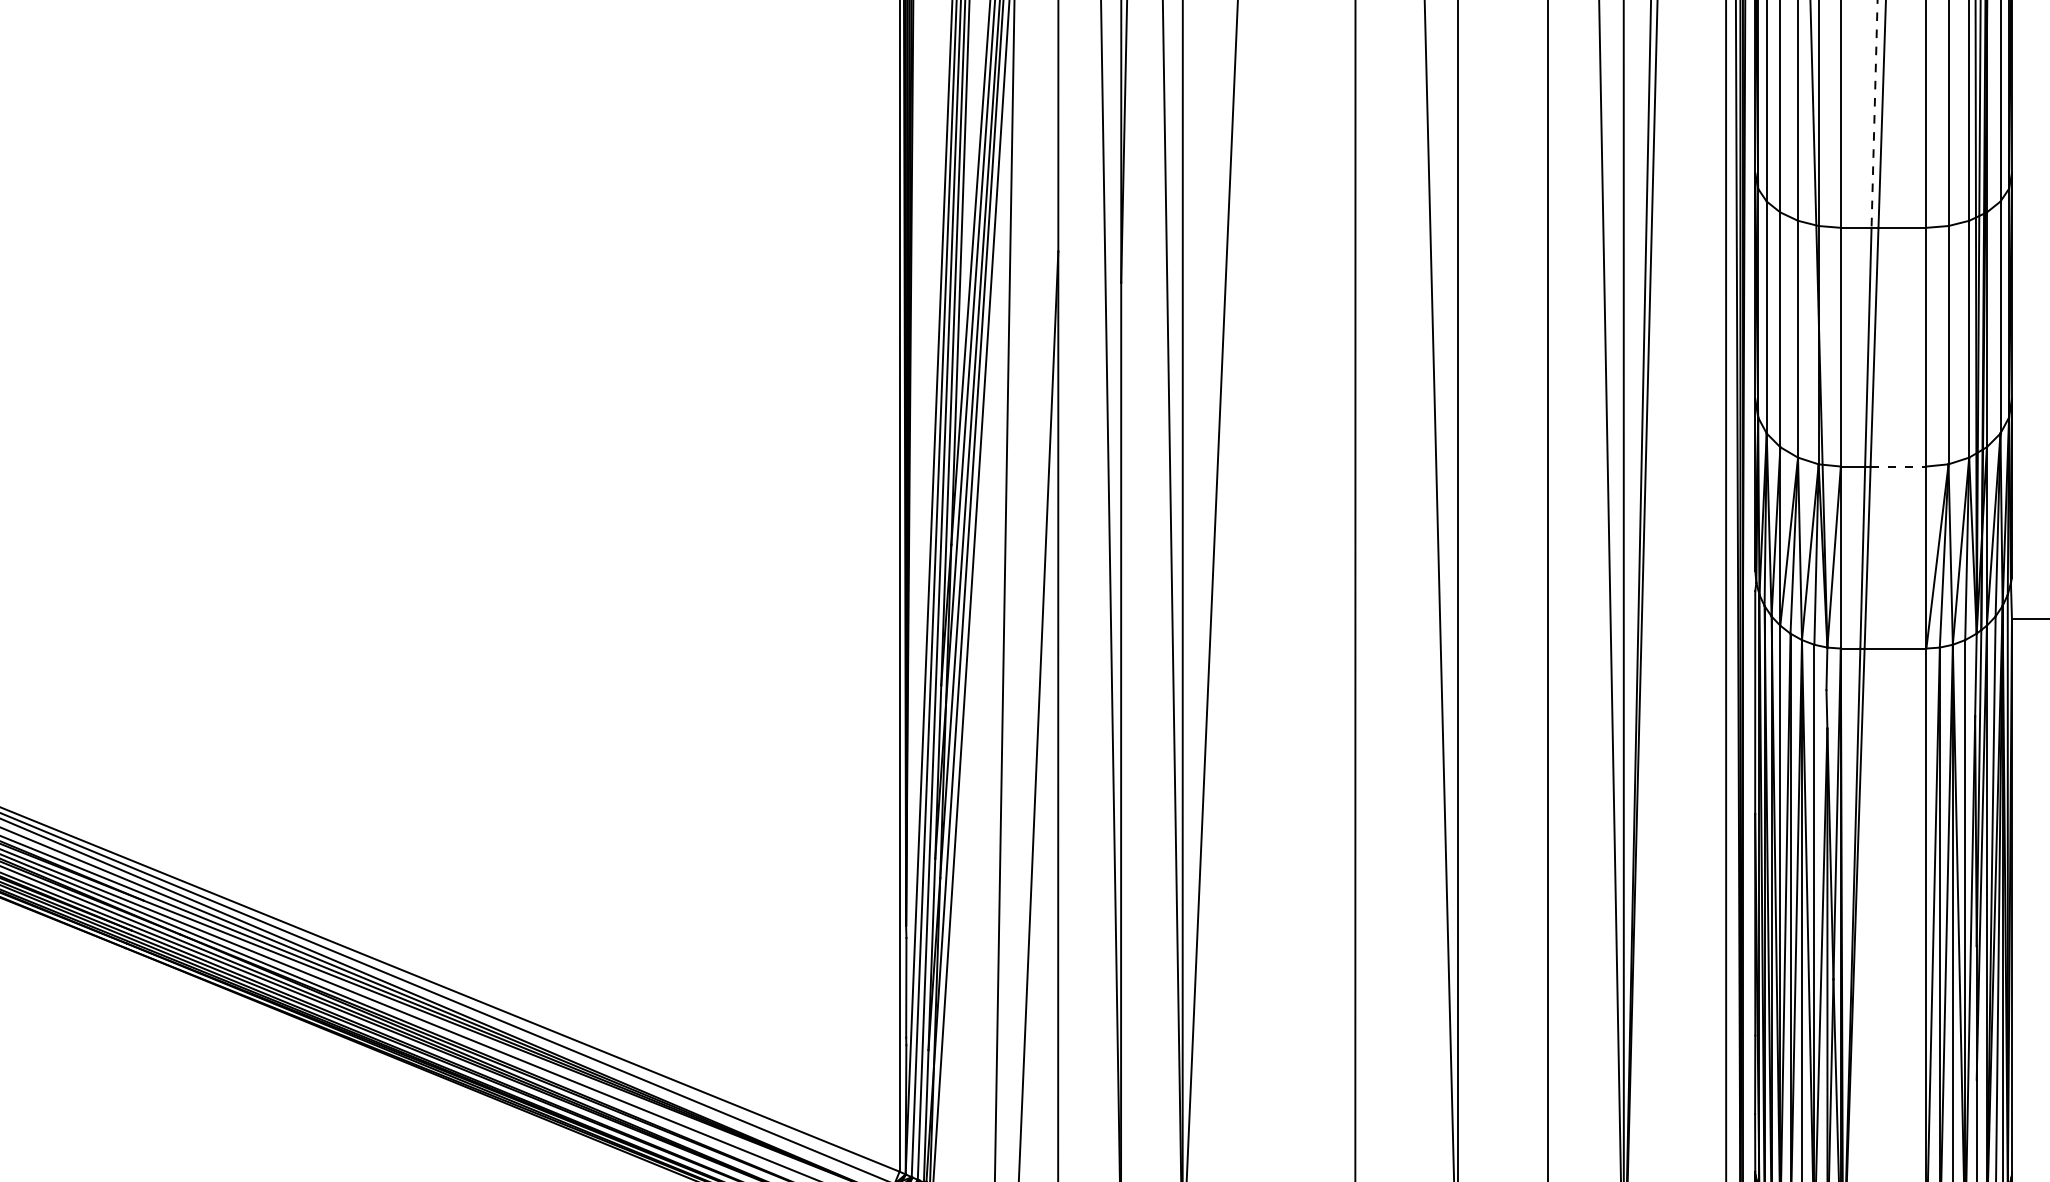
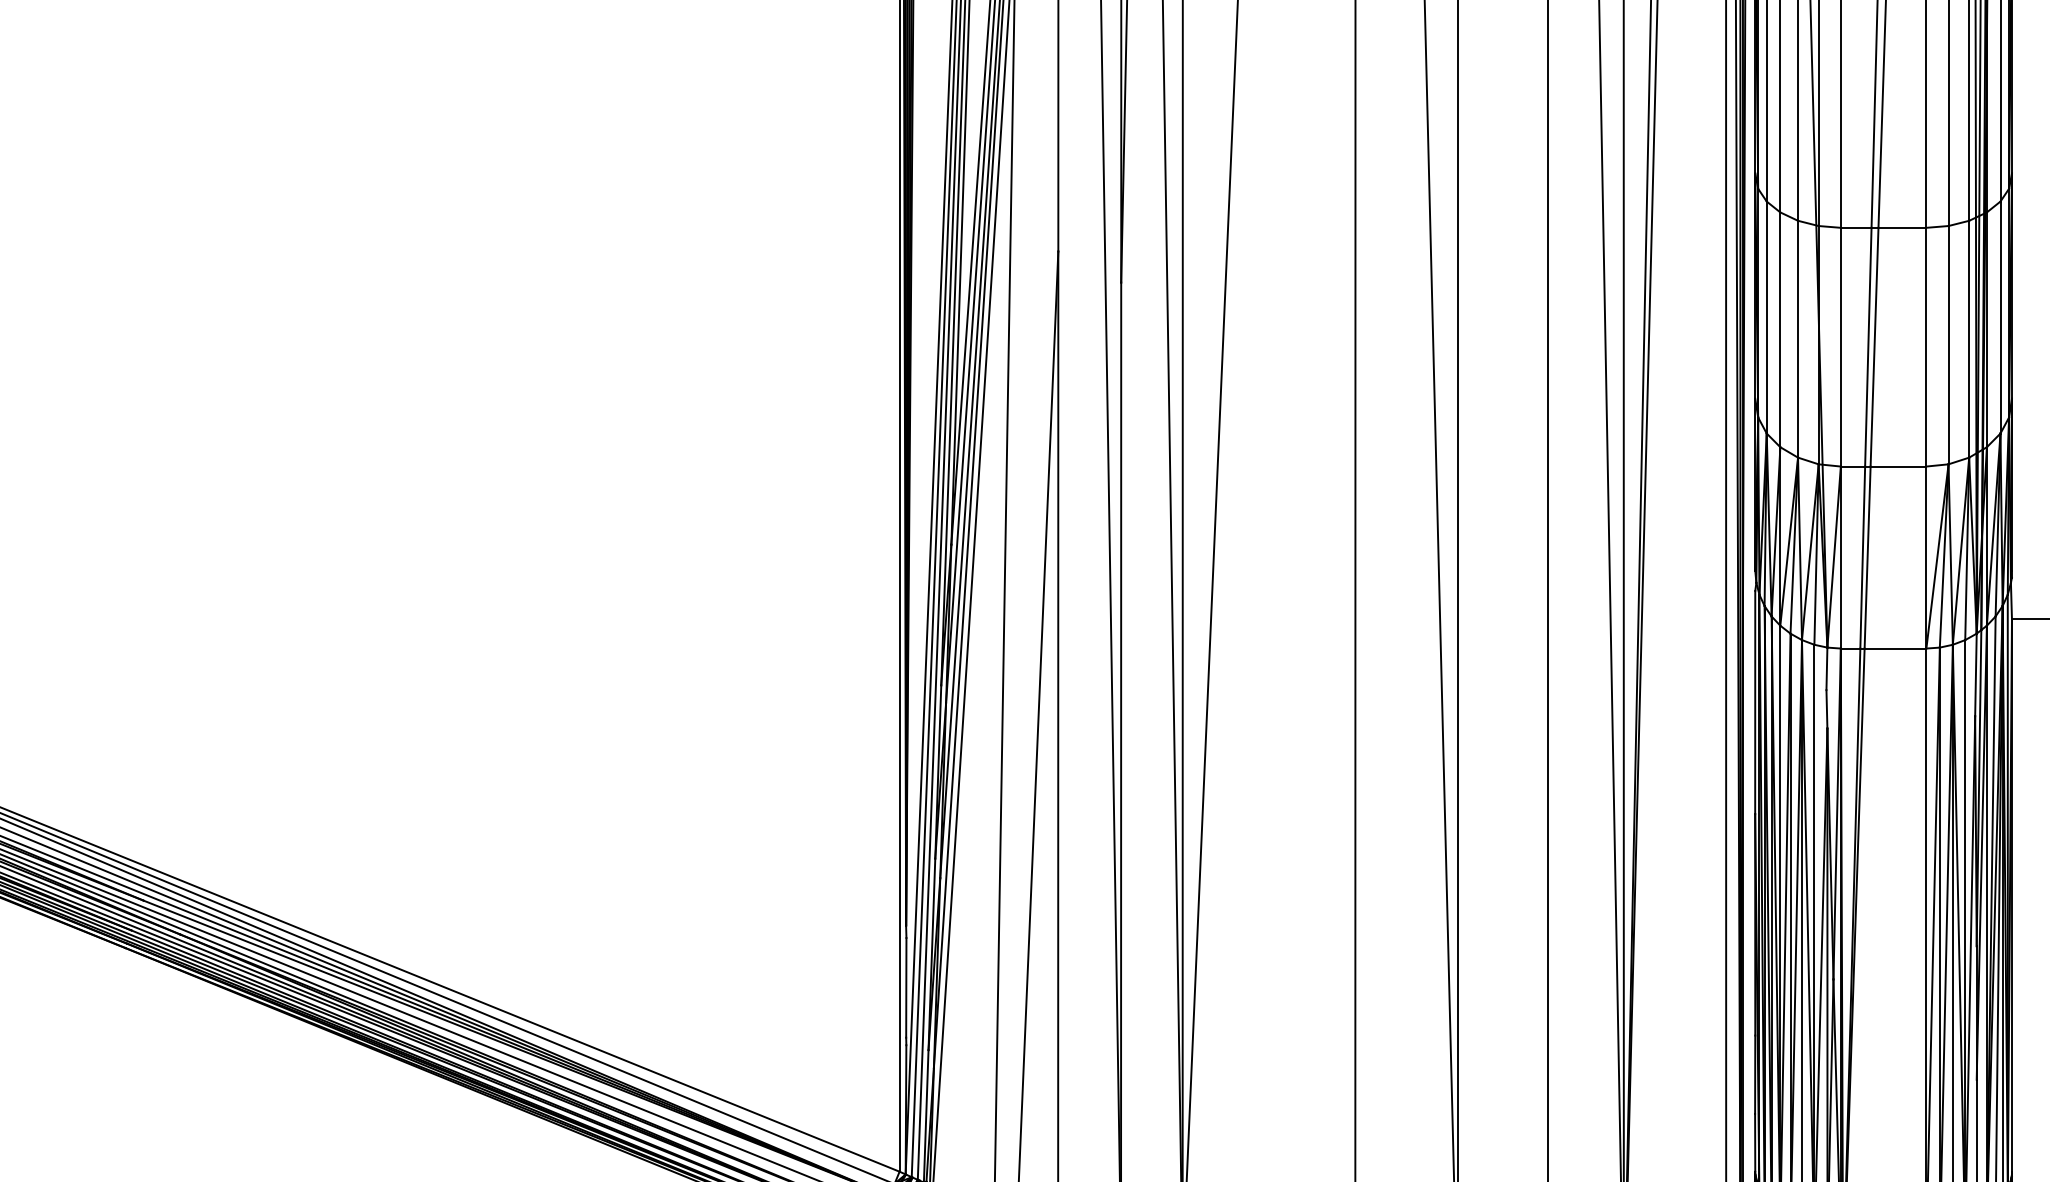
line: dashed -> solid (1874, 114)
line: dashed -> solid (1898, 466)
